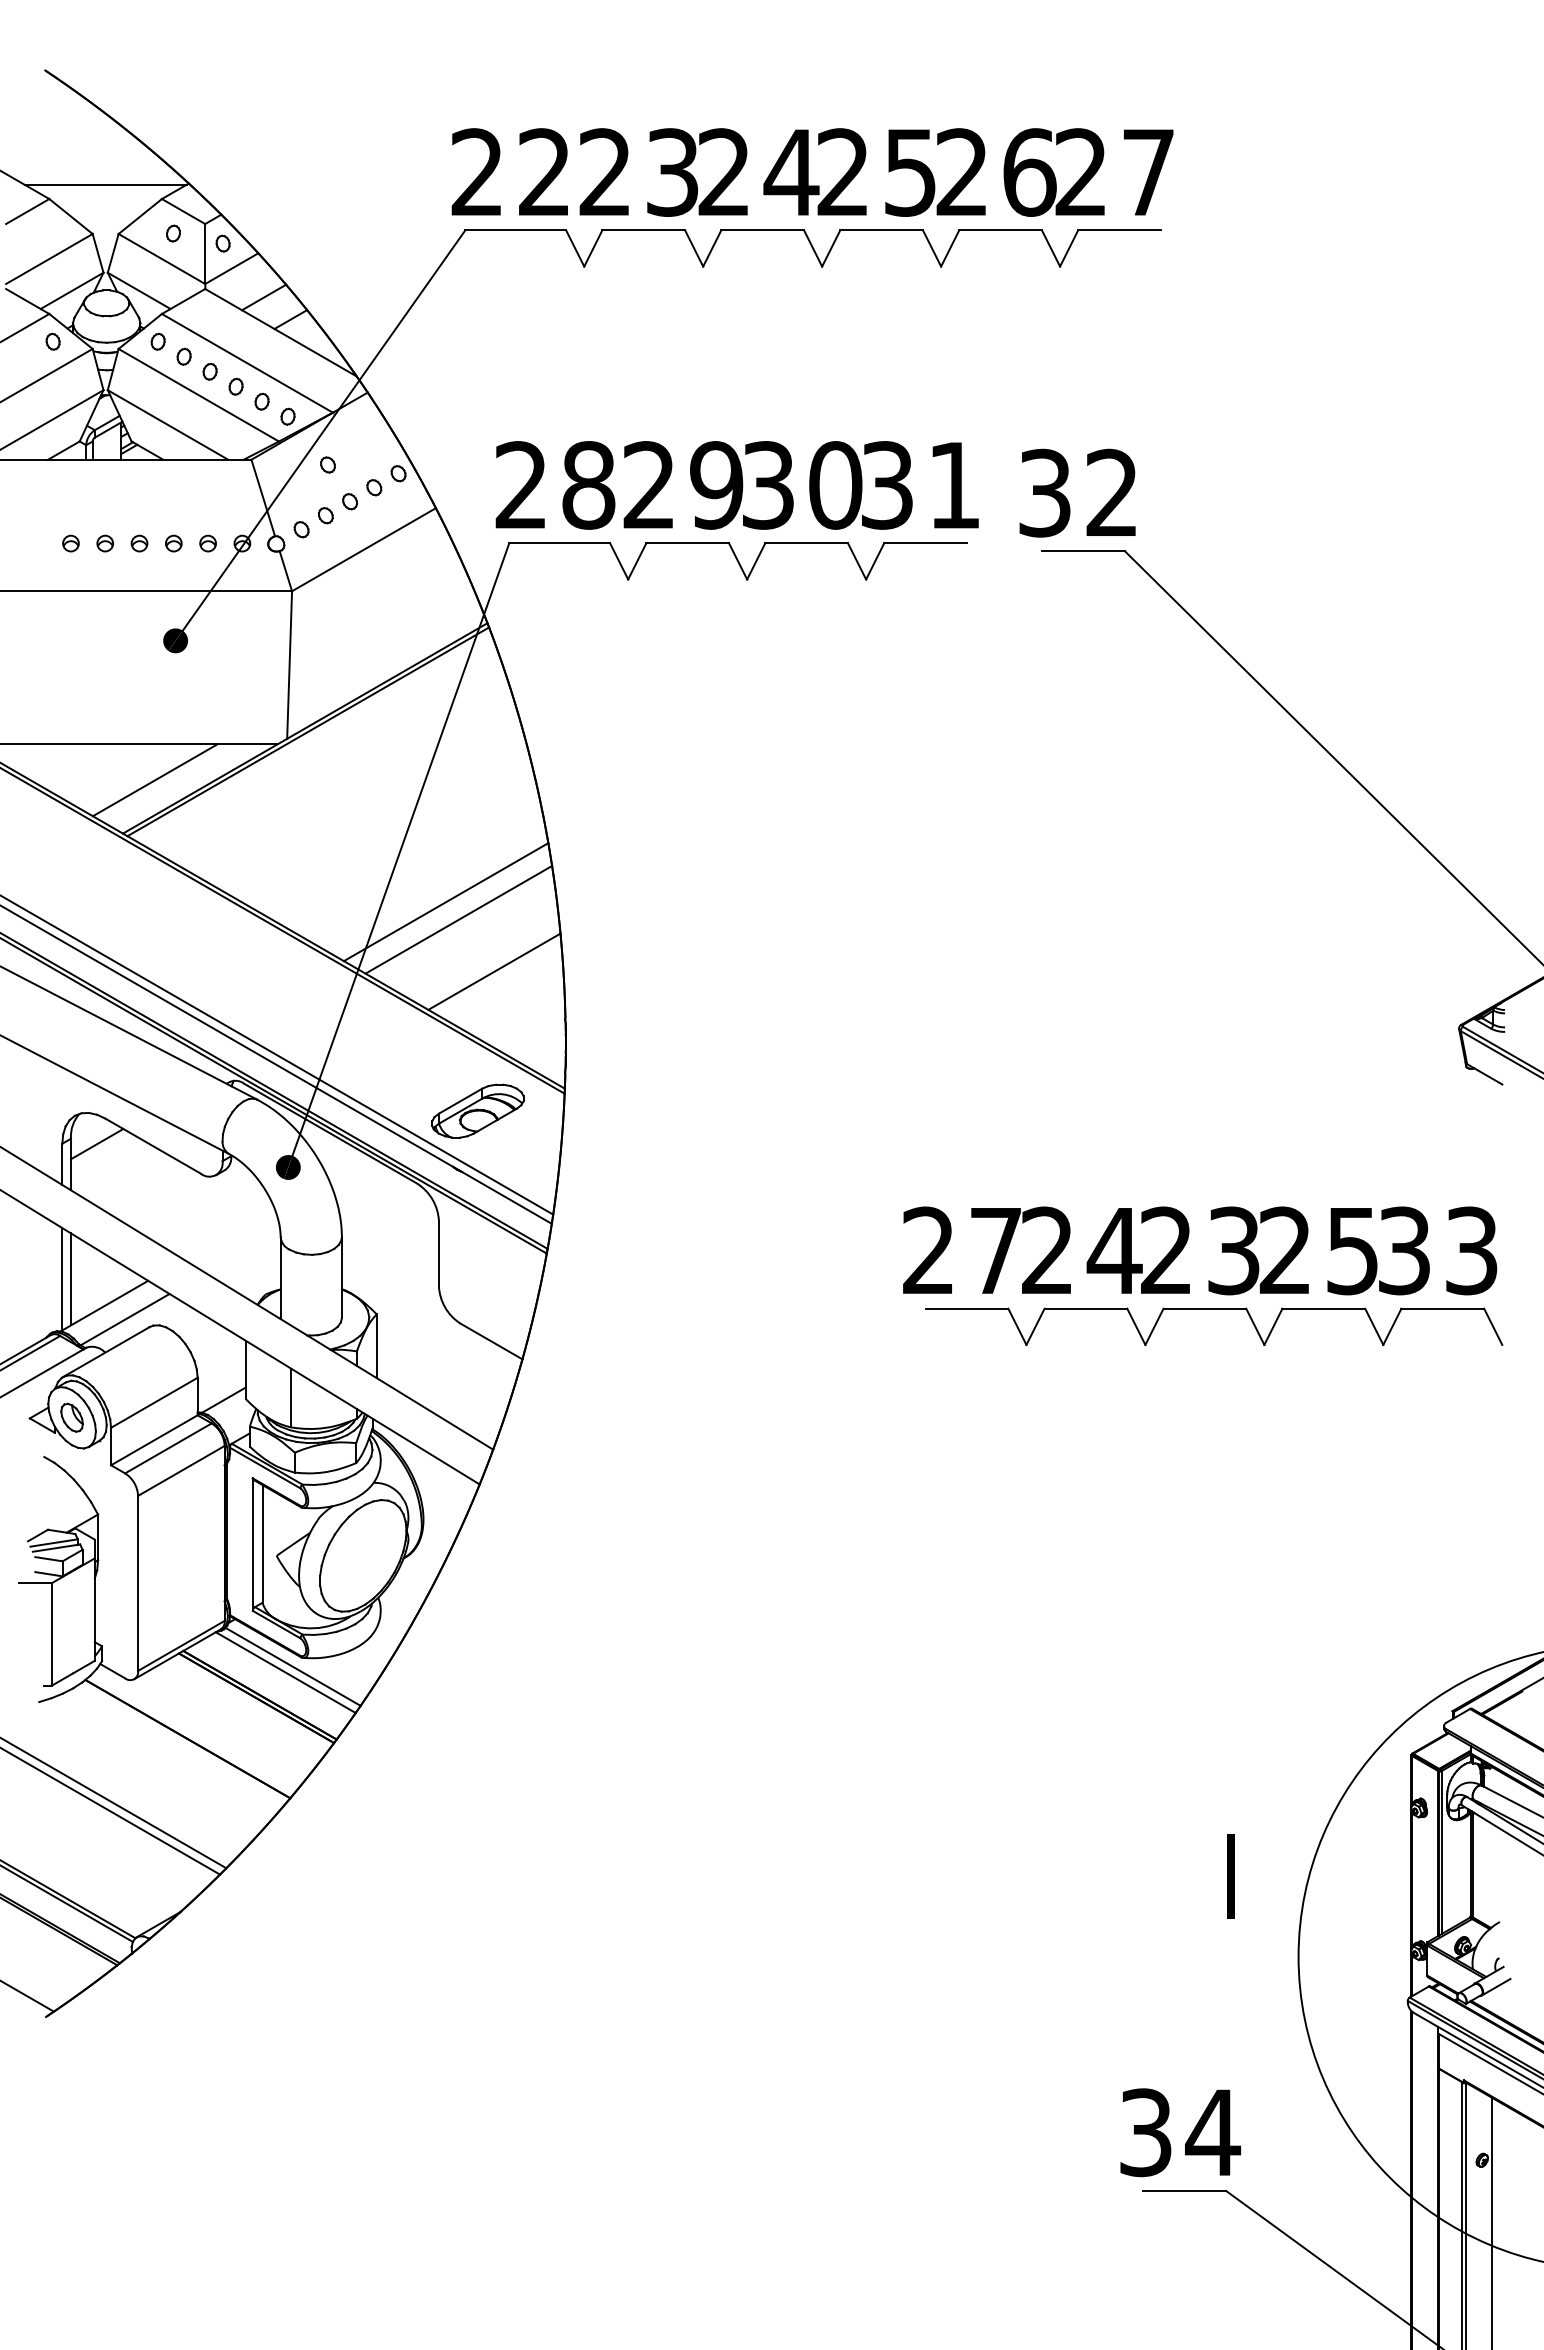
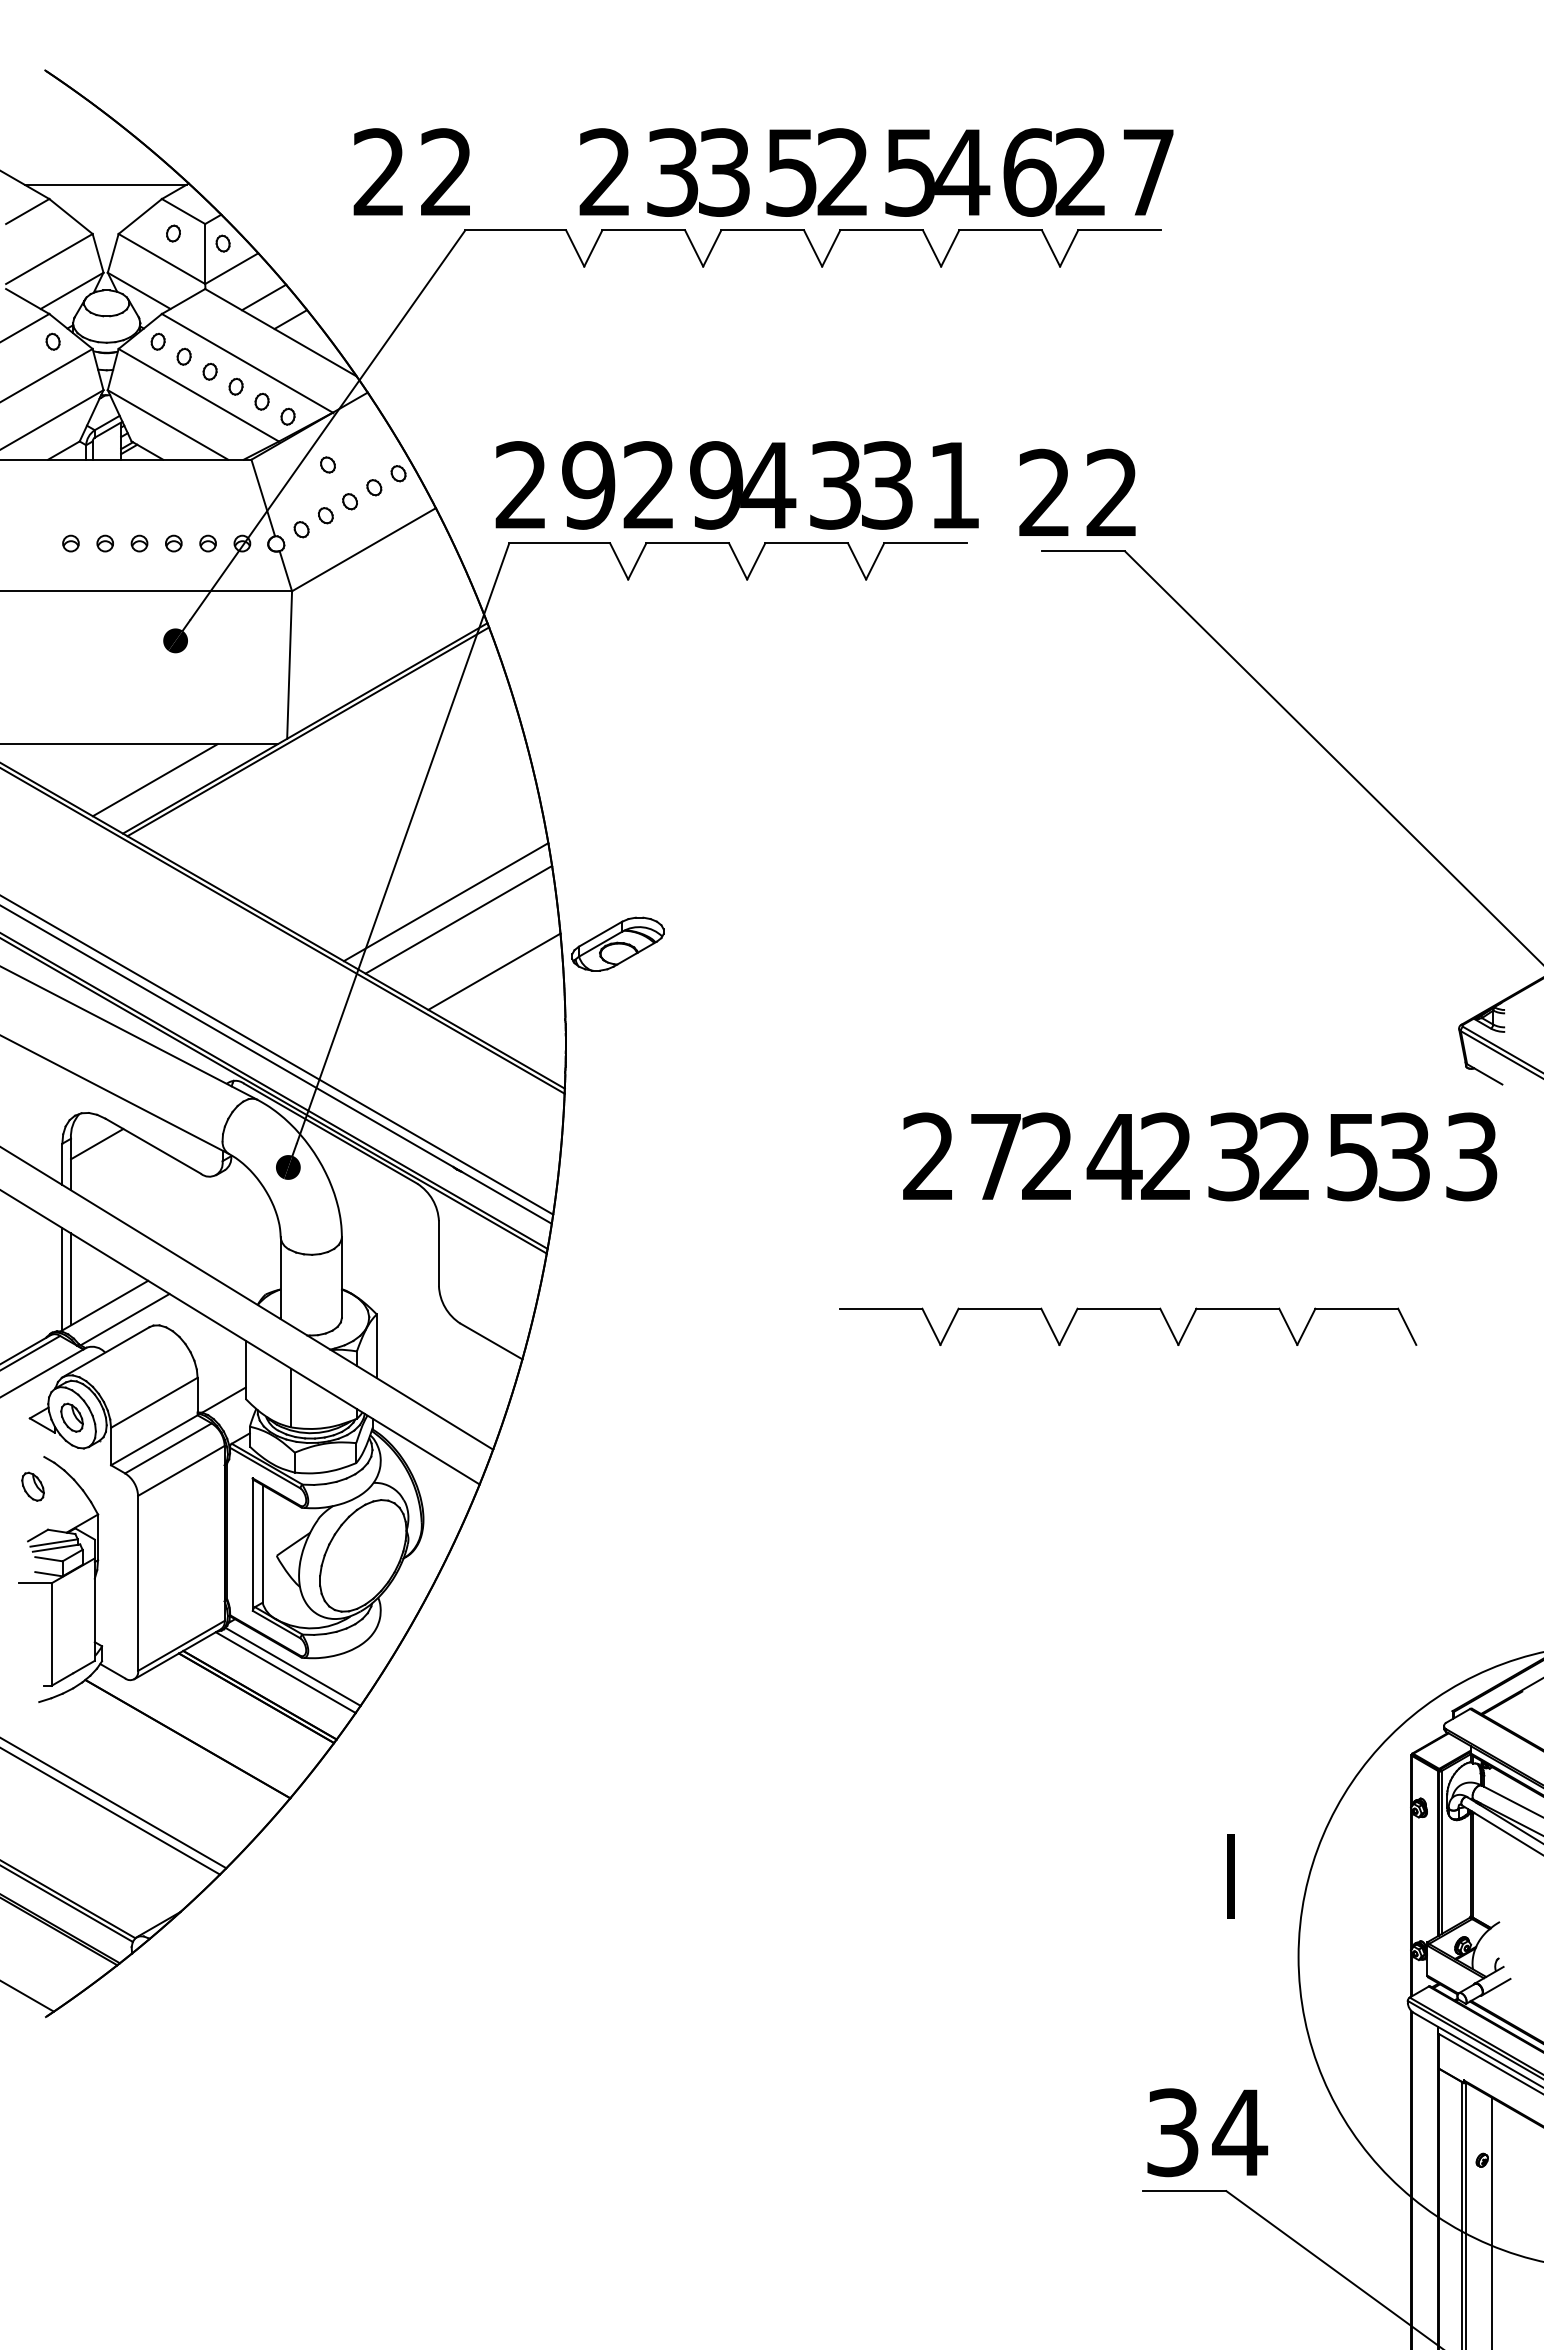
text position: (509, 171) -> (411, 171) (411, 171)
text: 26 -> 46 (962, 171)
text: 24 -> 35 (758, 172)
text: 28 -> 29 (588, 485)
text: 30 -> 43 (801, 485)
text: 32 -> 22 (1044, 492)
part position: (477, 1110) -> (617, 943) (617, 943)
text position: (1200, 1250) -> (1200, 1156) (1200, 1156)
part position: (1214, 1309) -> (1128, 1309) (1128, 1309)
part: none -> present (32, 1486)
text position: (1180, 2132) -> (1207, 2132) (1207, 2132)
